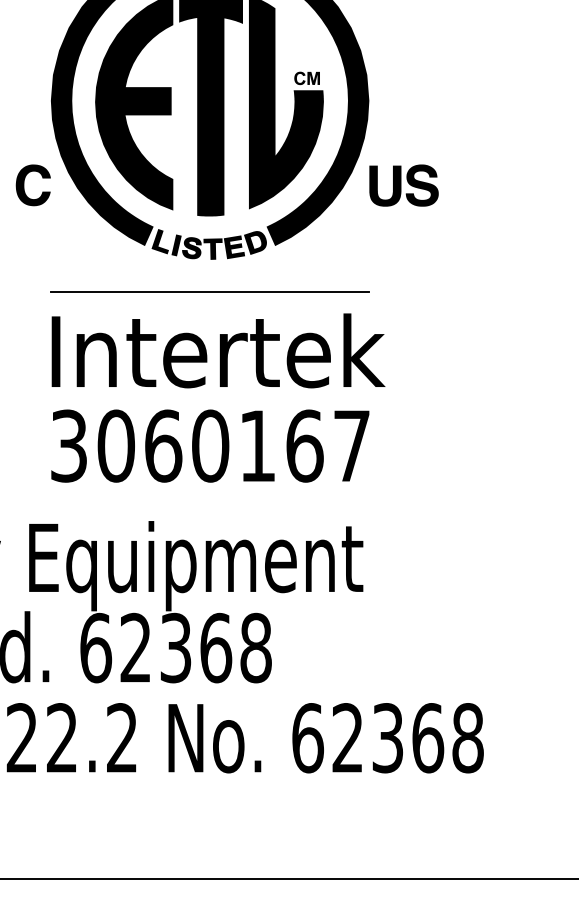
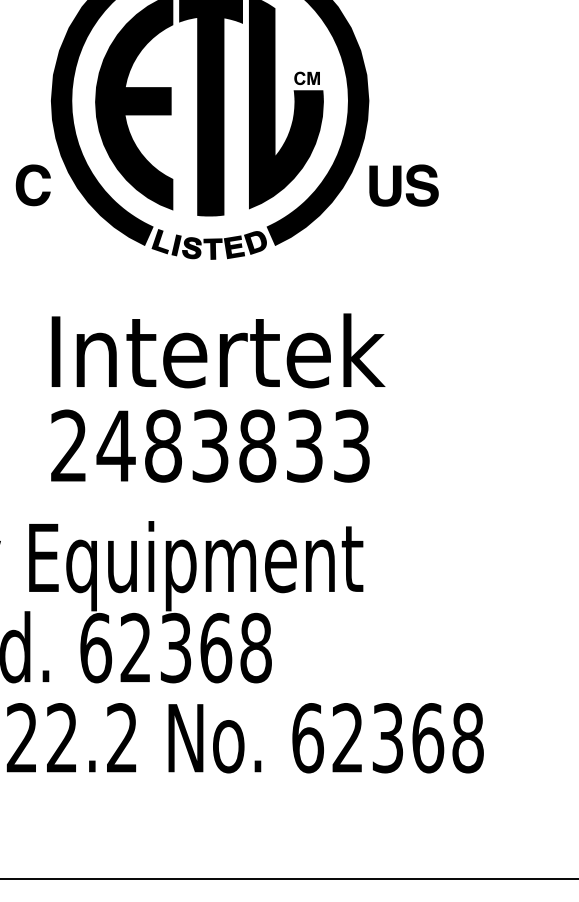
line: present -> none (209, 291)
text: 3060167 -> 2483833 (210, 445)
